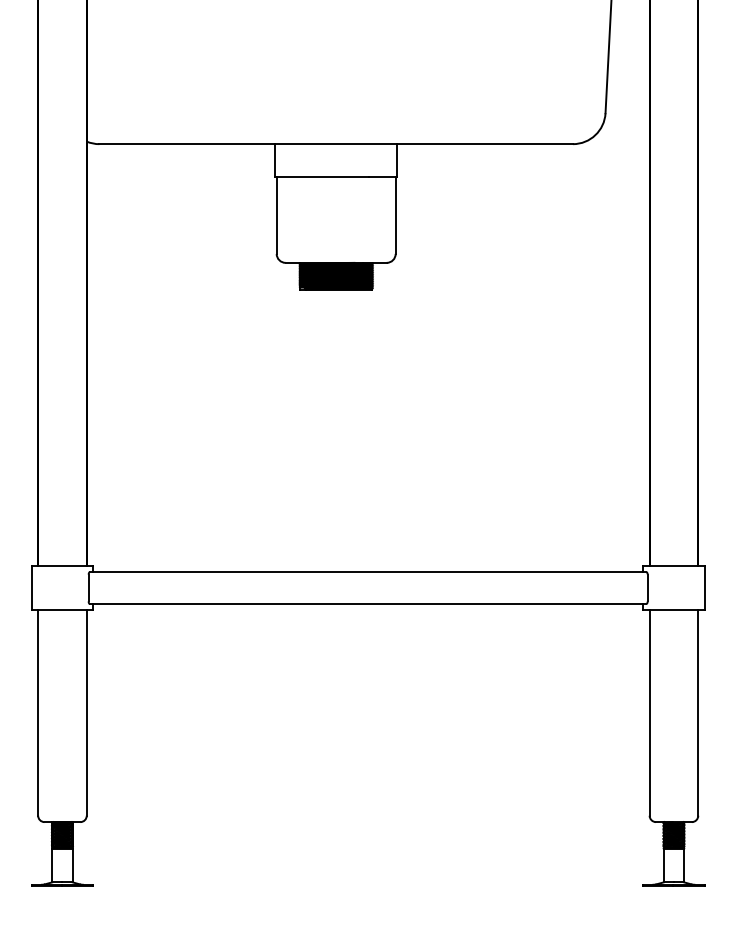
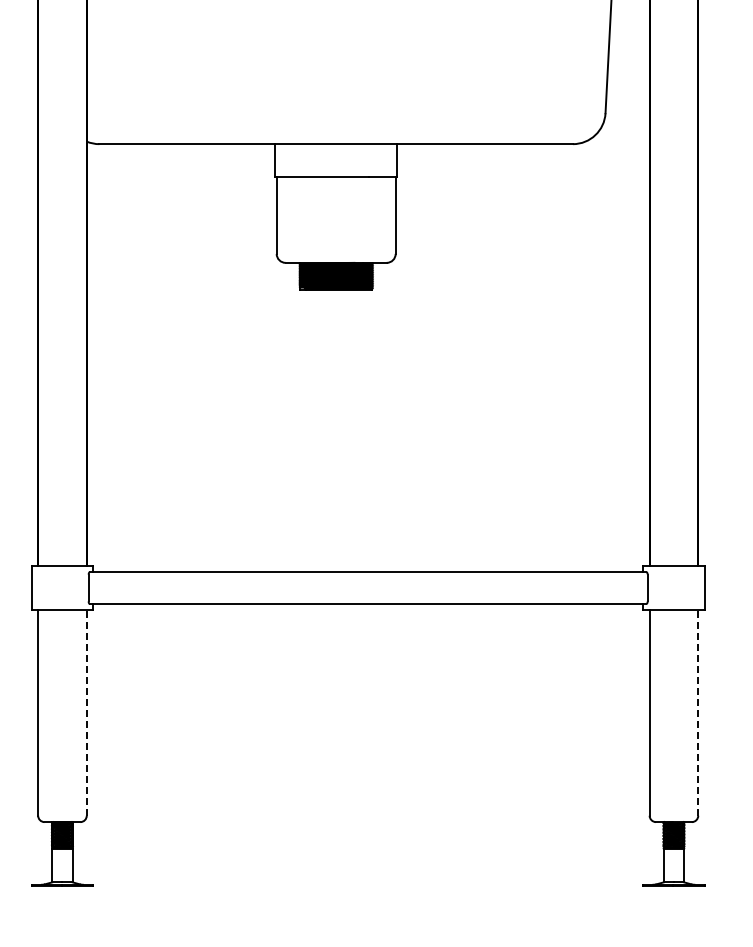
line: solid -> dashed (86, 712)
line: solid -> dashed (698, 712)
